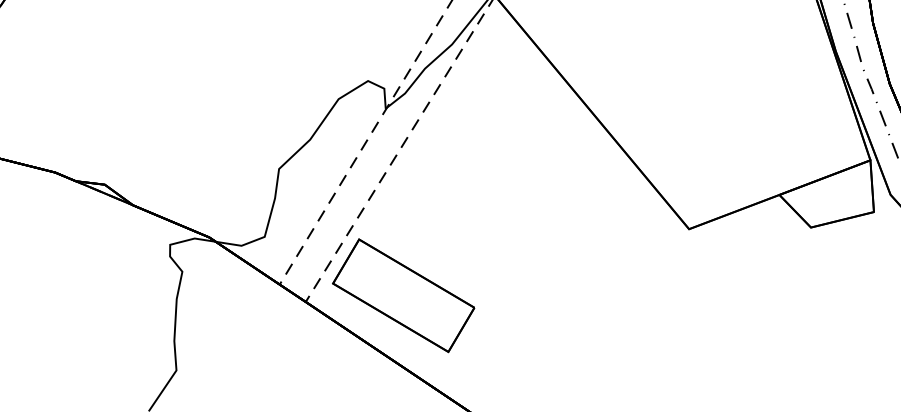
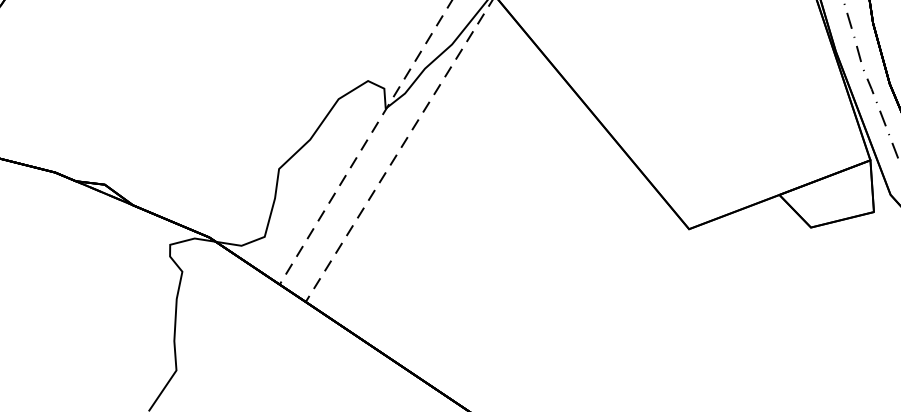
part: present -> none (403, 295)
